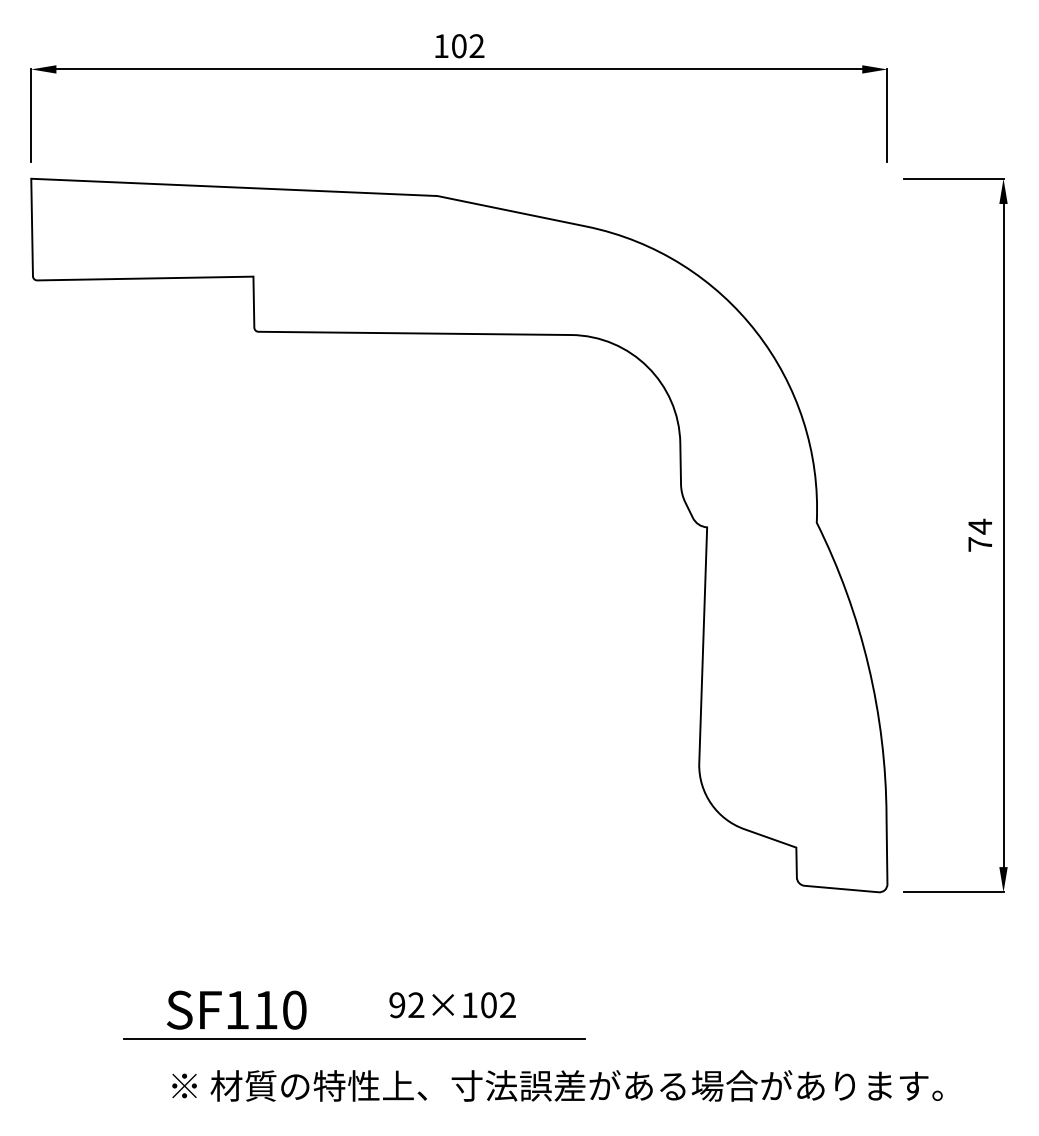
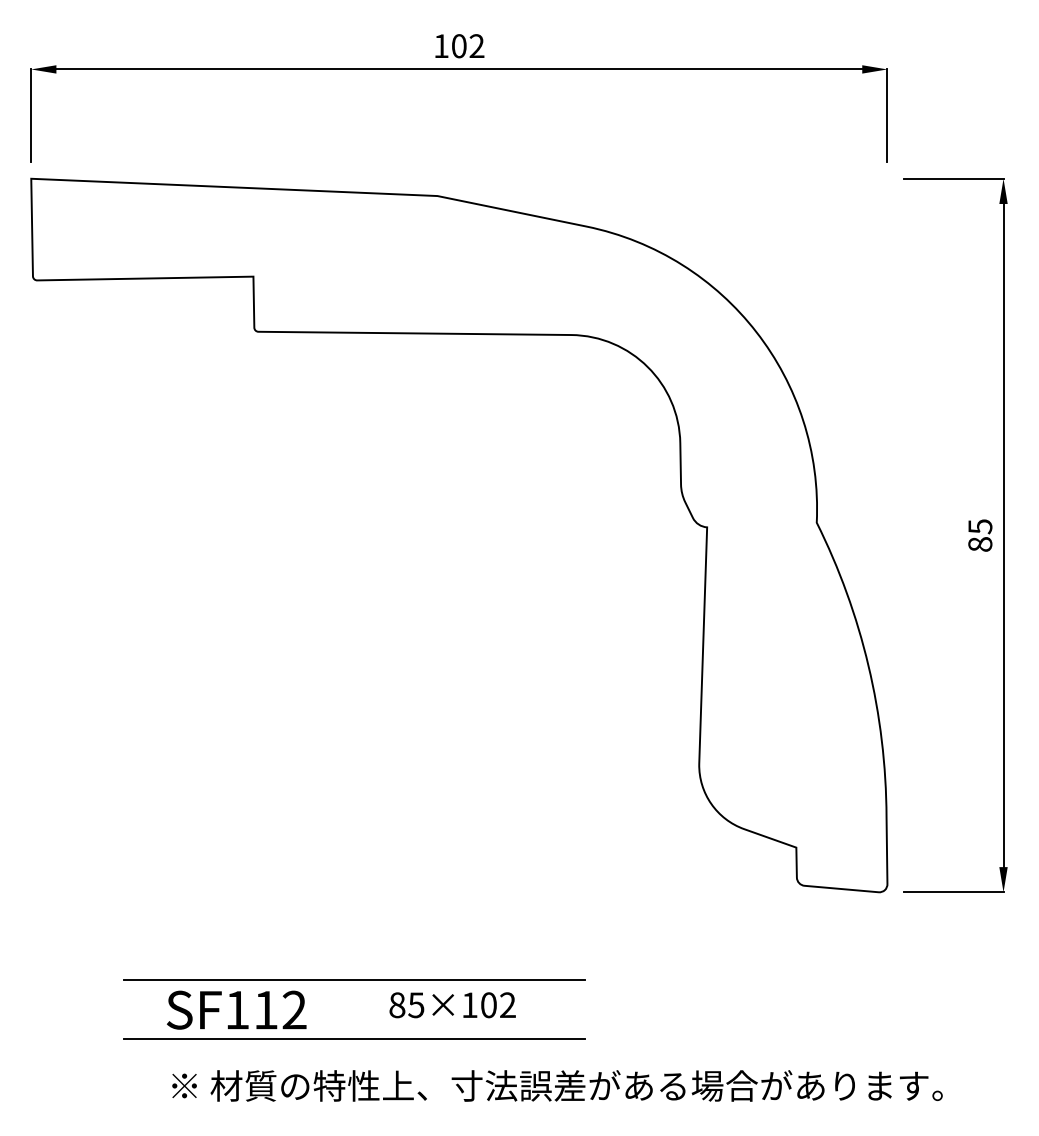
text: 74 -> 85 (980, 534)
line: none -> present (354, 980)
text: 92×102 -> 85×102 (406, 1005)
text: SF110 -> SF112 (294, 1009)
